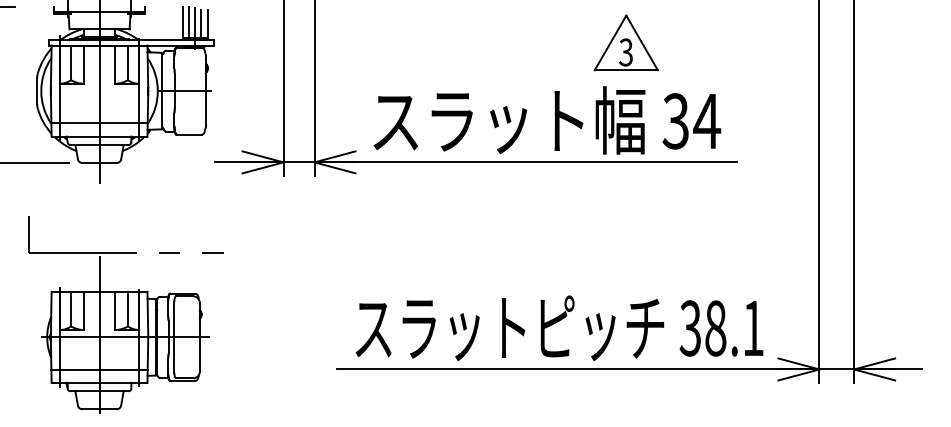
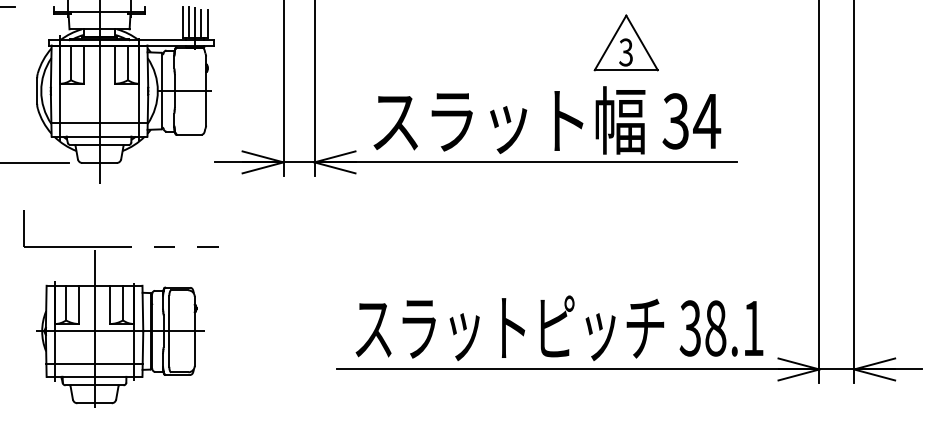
part position: (125, 314) -> (120, 308) (120, 308)
